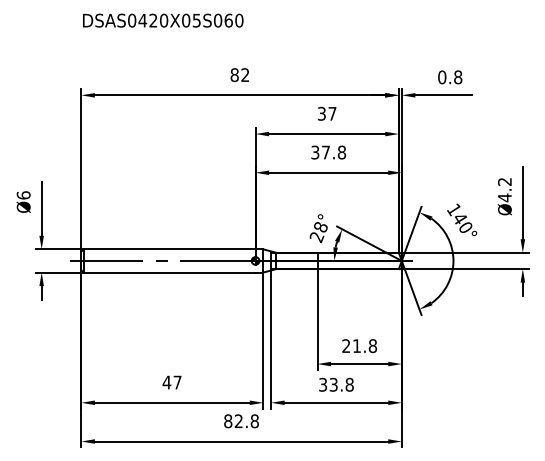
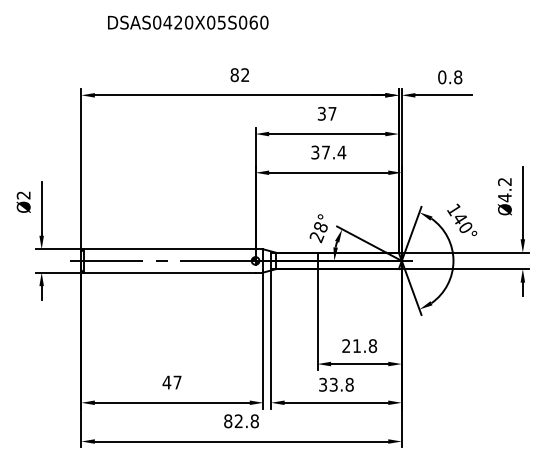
text position: (163, 20) -> (188, 22) (188, 22)
text: 37.8 -> 37.4 (341, 152)
text: Ø6 -> Ø2 (23, 195)
